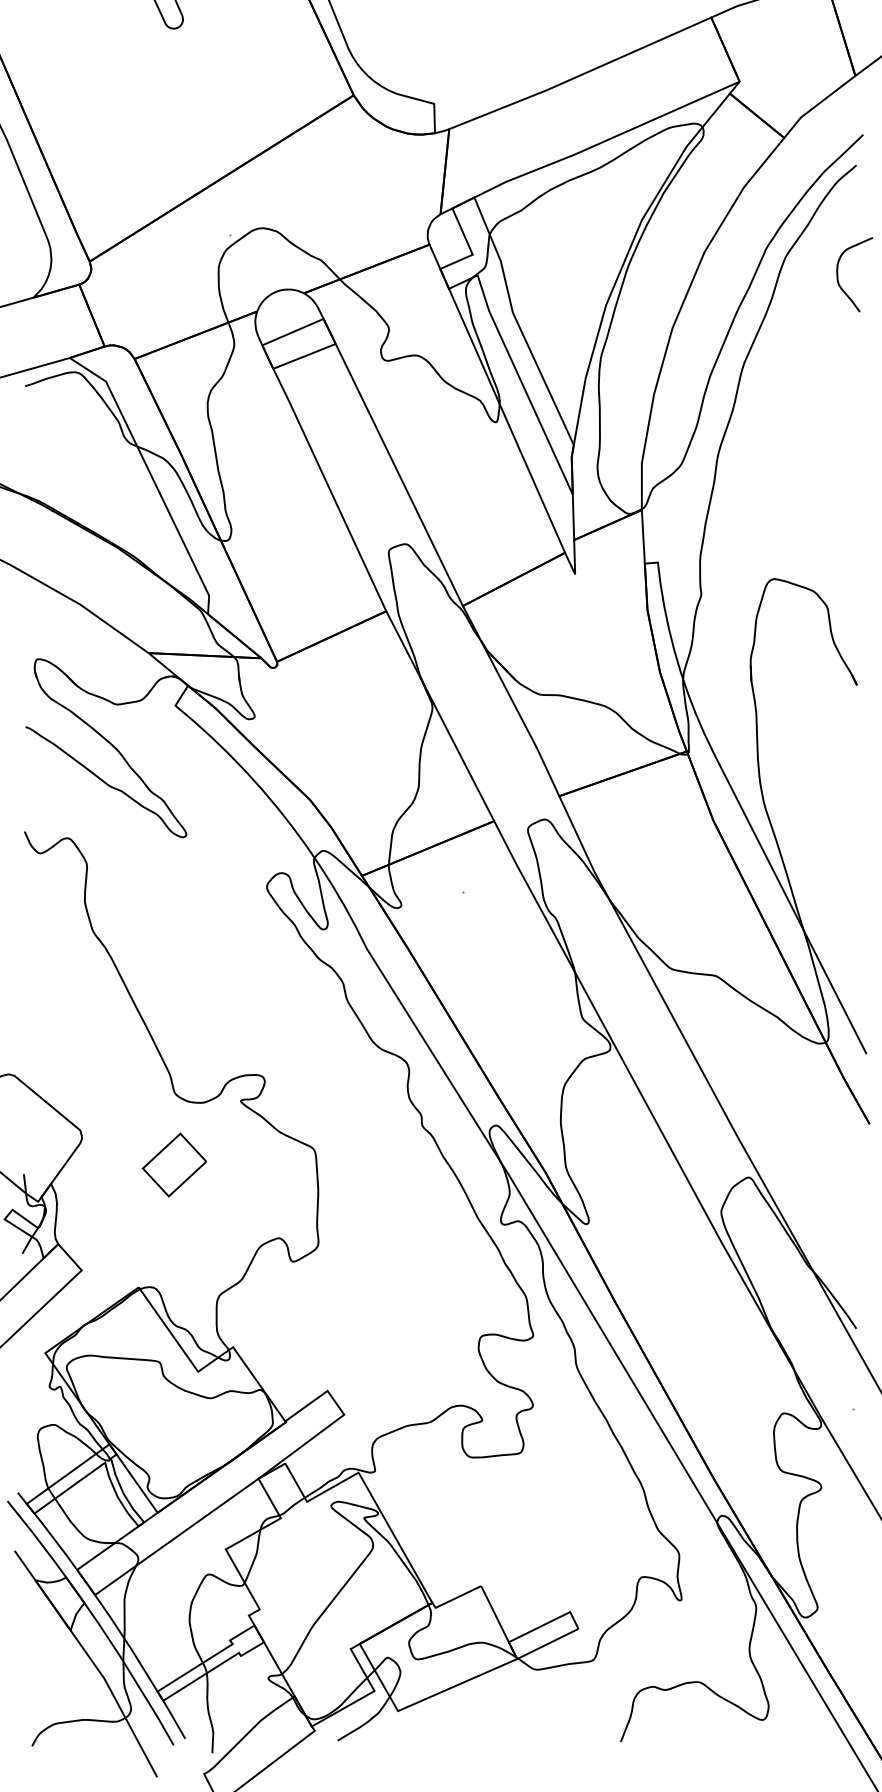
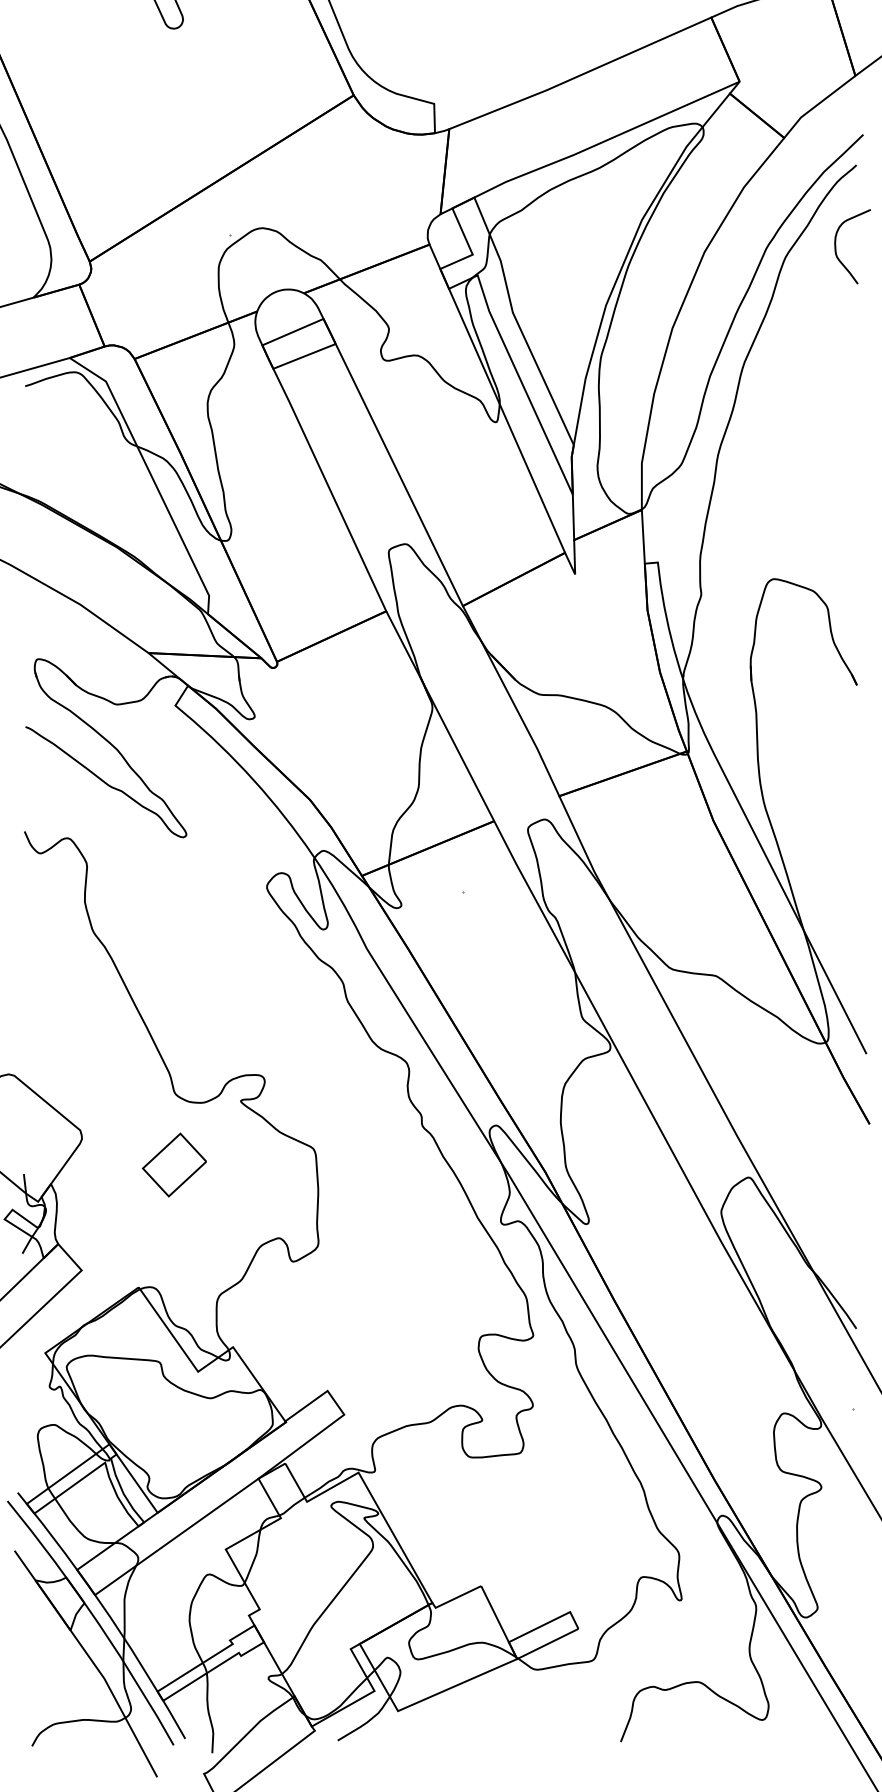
curve position: (838, 274) -> (836, 246) (836, 246)
